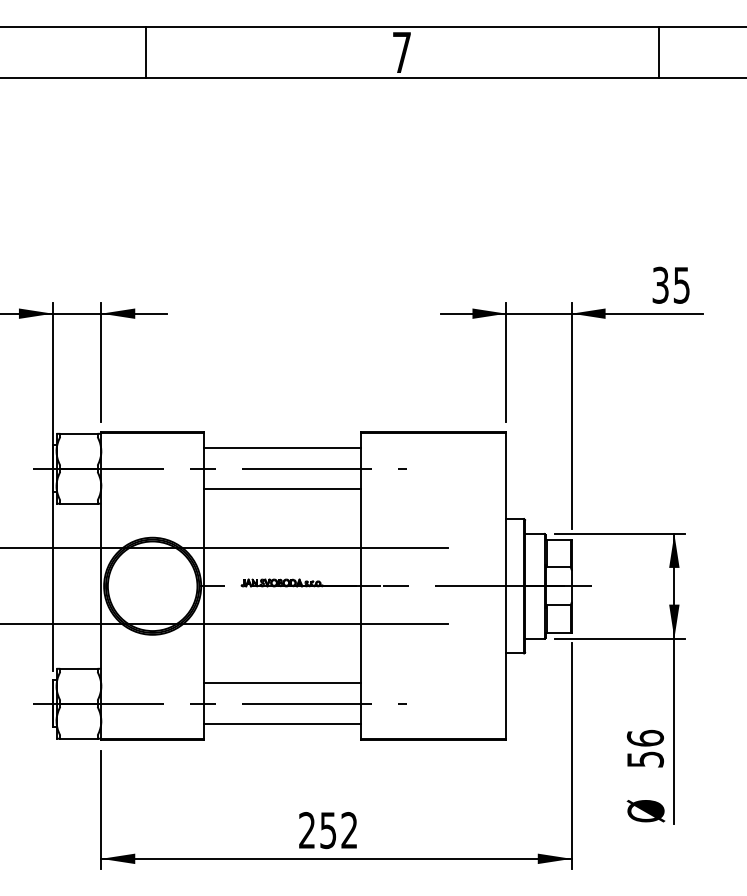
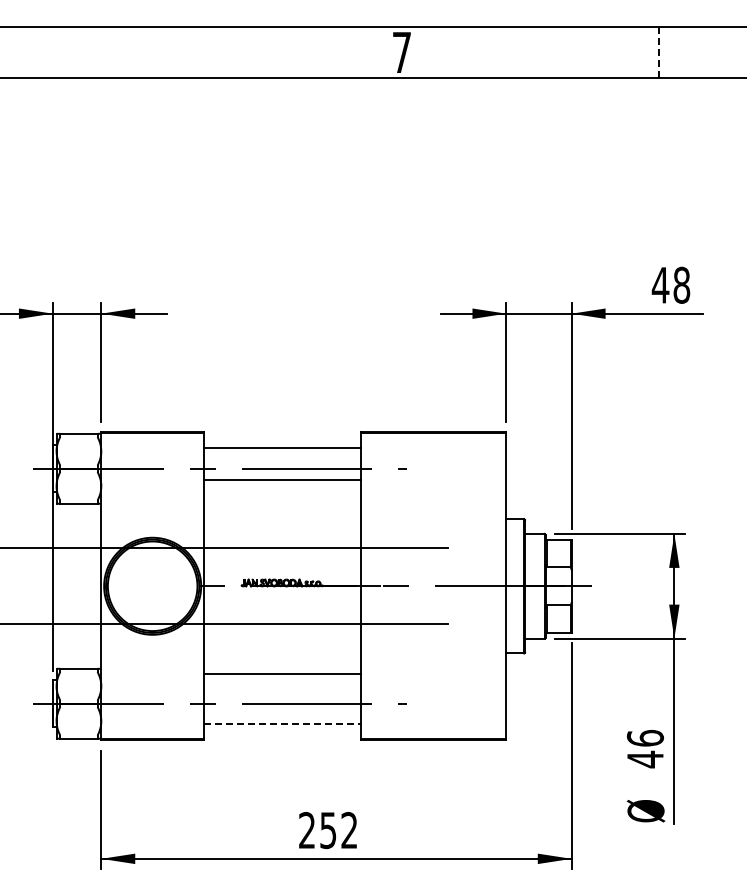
line: present -> none (145, 52)
line: solid -> dashed (659, 52)
text: 35 -> 48 (670, 284)
line position: (282, 489) -> (282, 480) (282, 480)
line position: (282, 683) -> (282, 674) (282, 674)
line: solid -> dashed (282, 724)
text: 56 -> 46 (645, 759)
